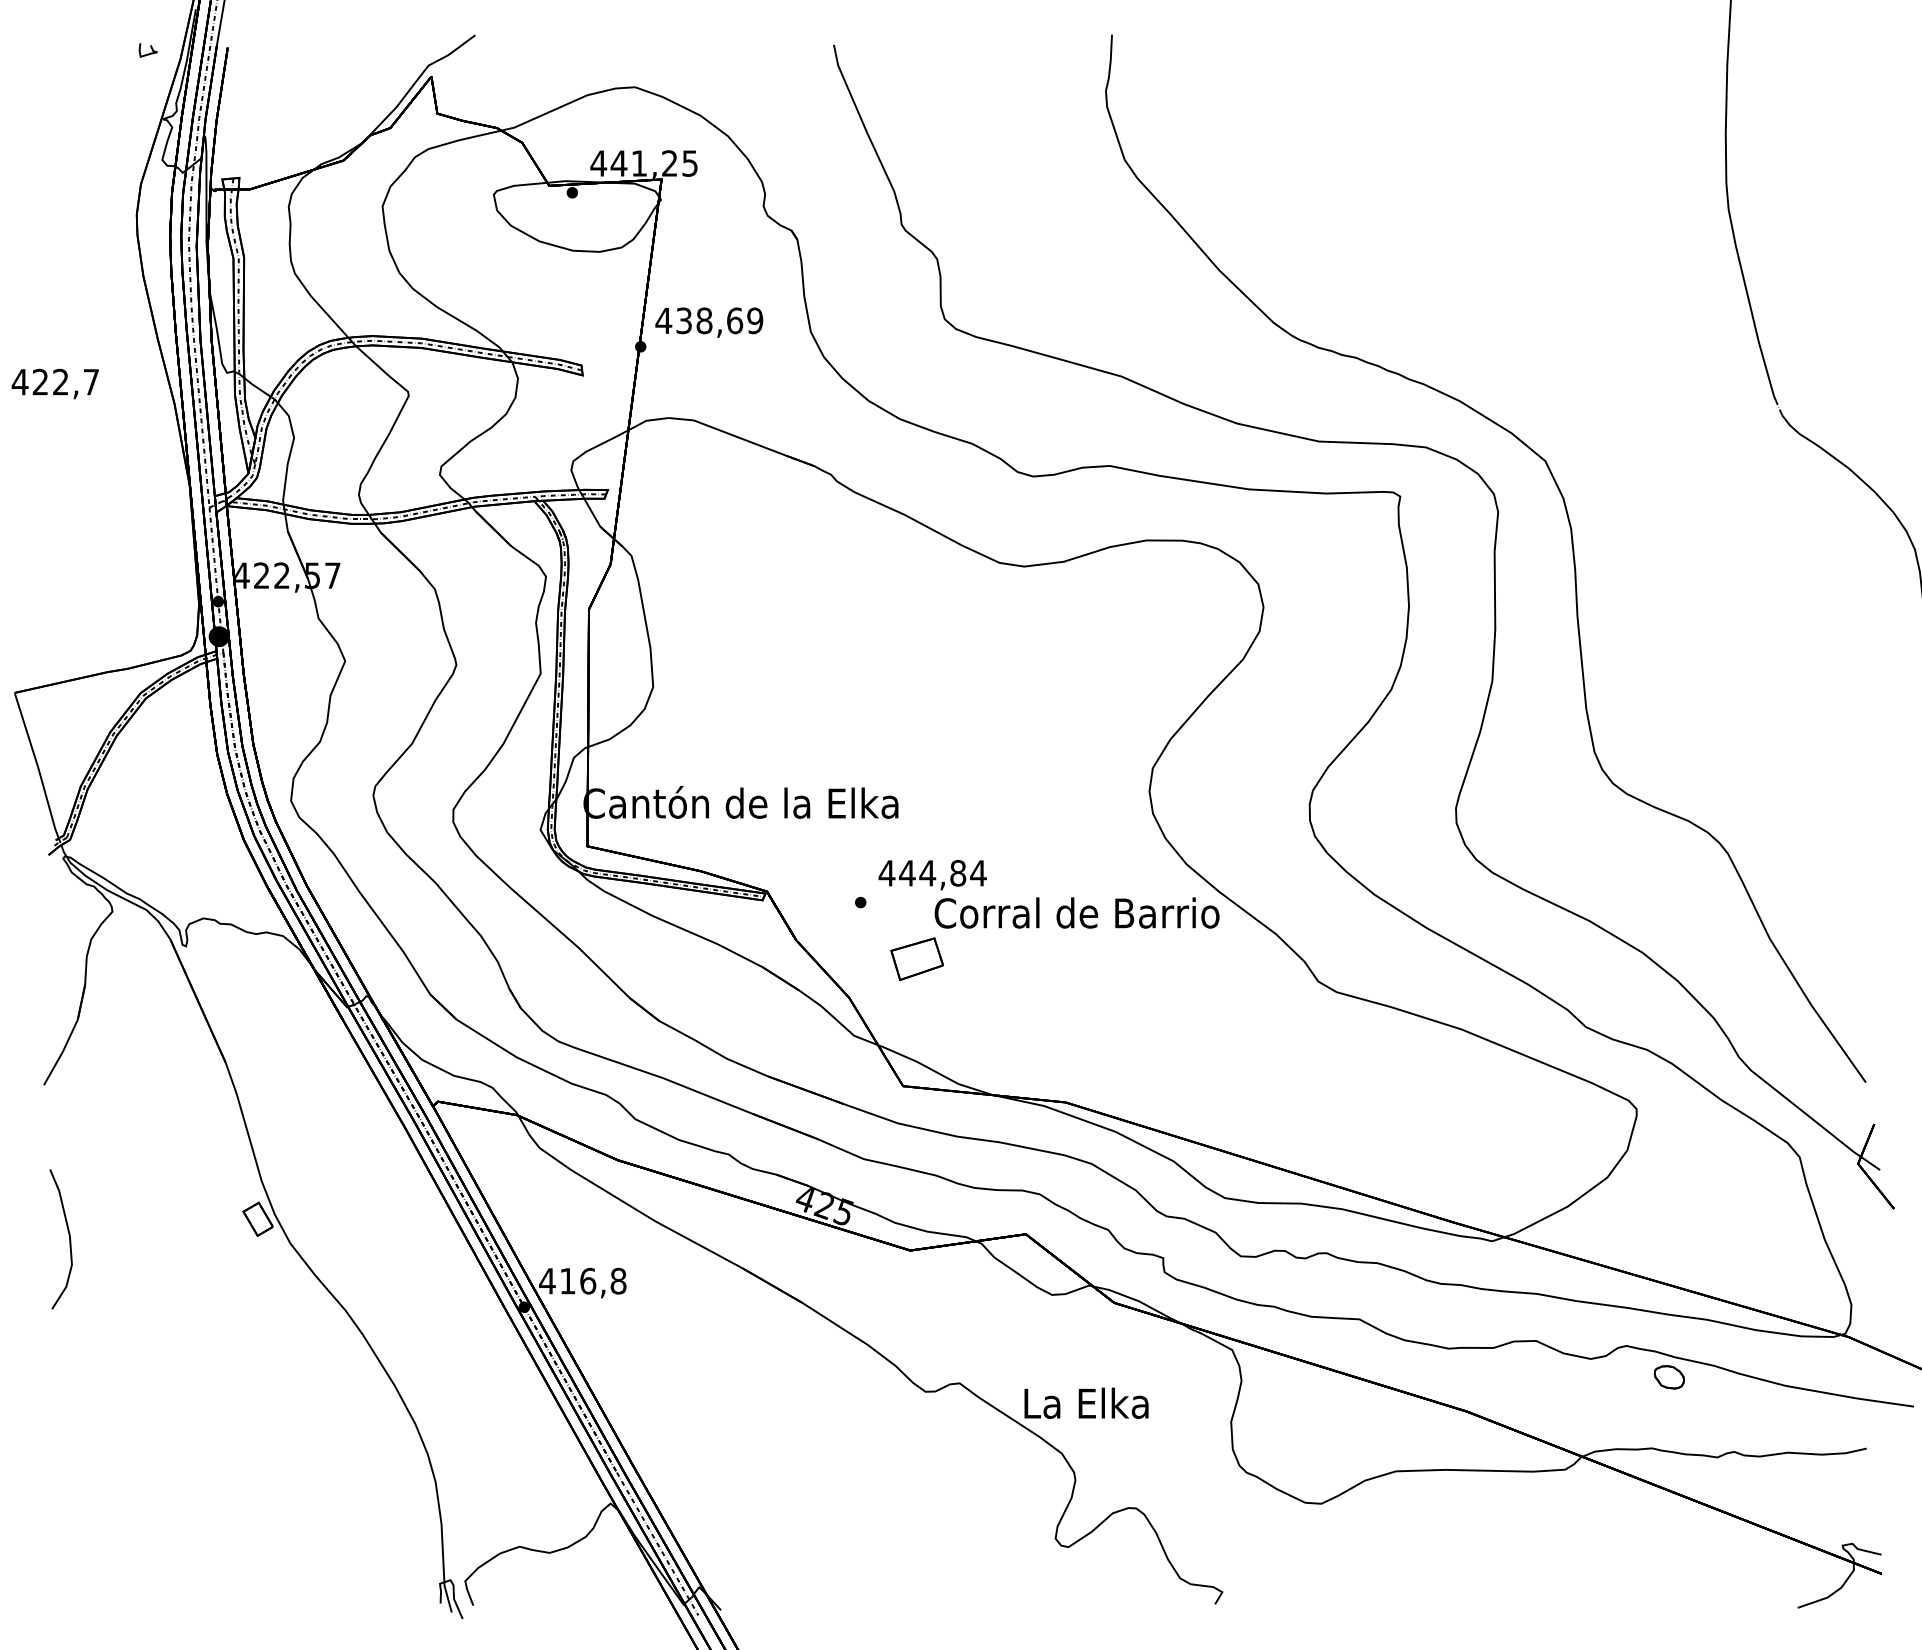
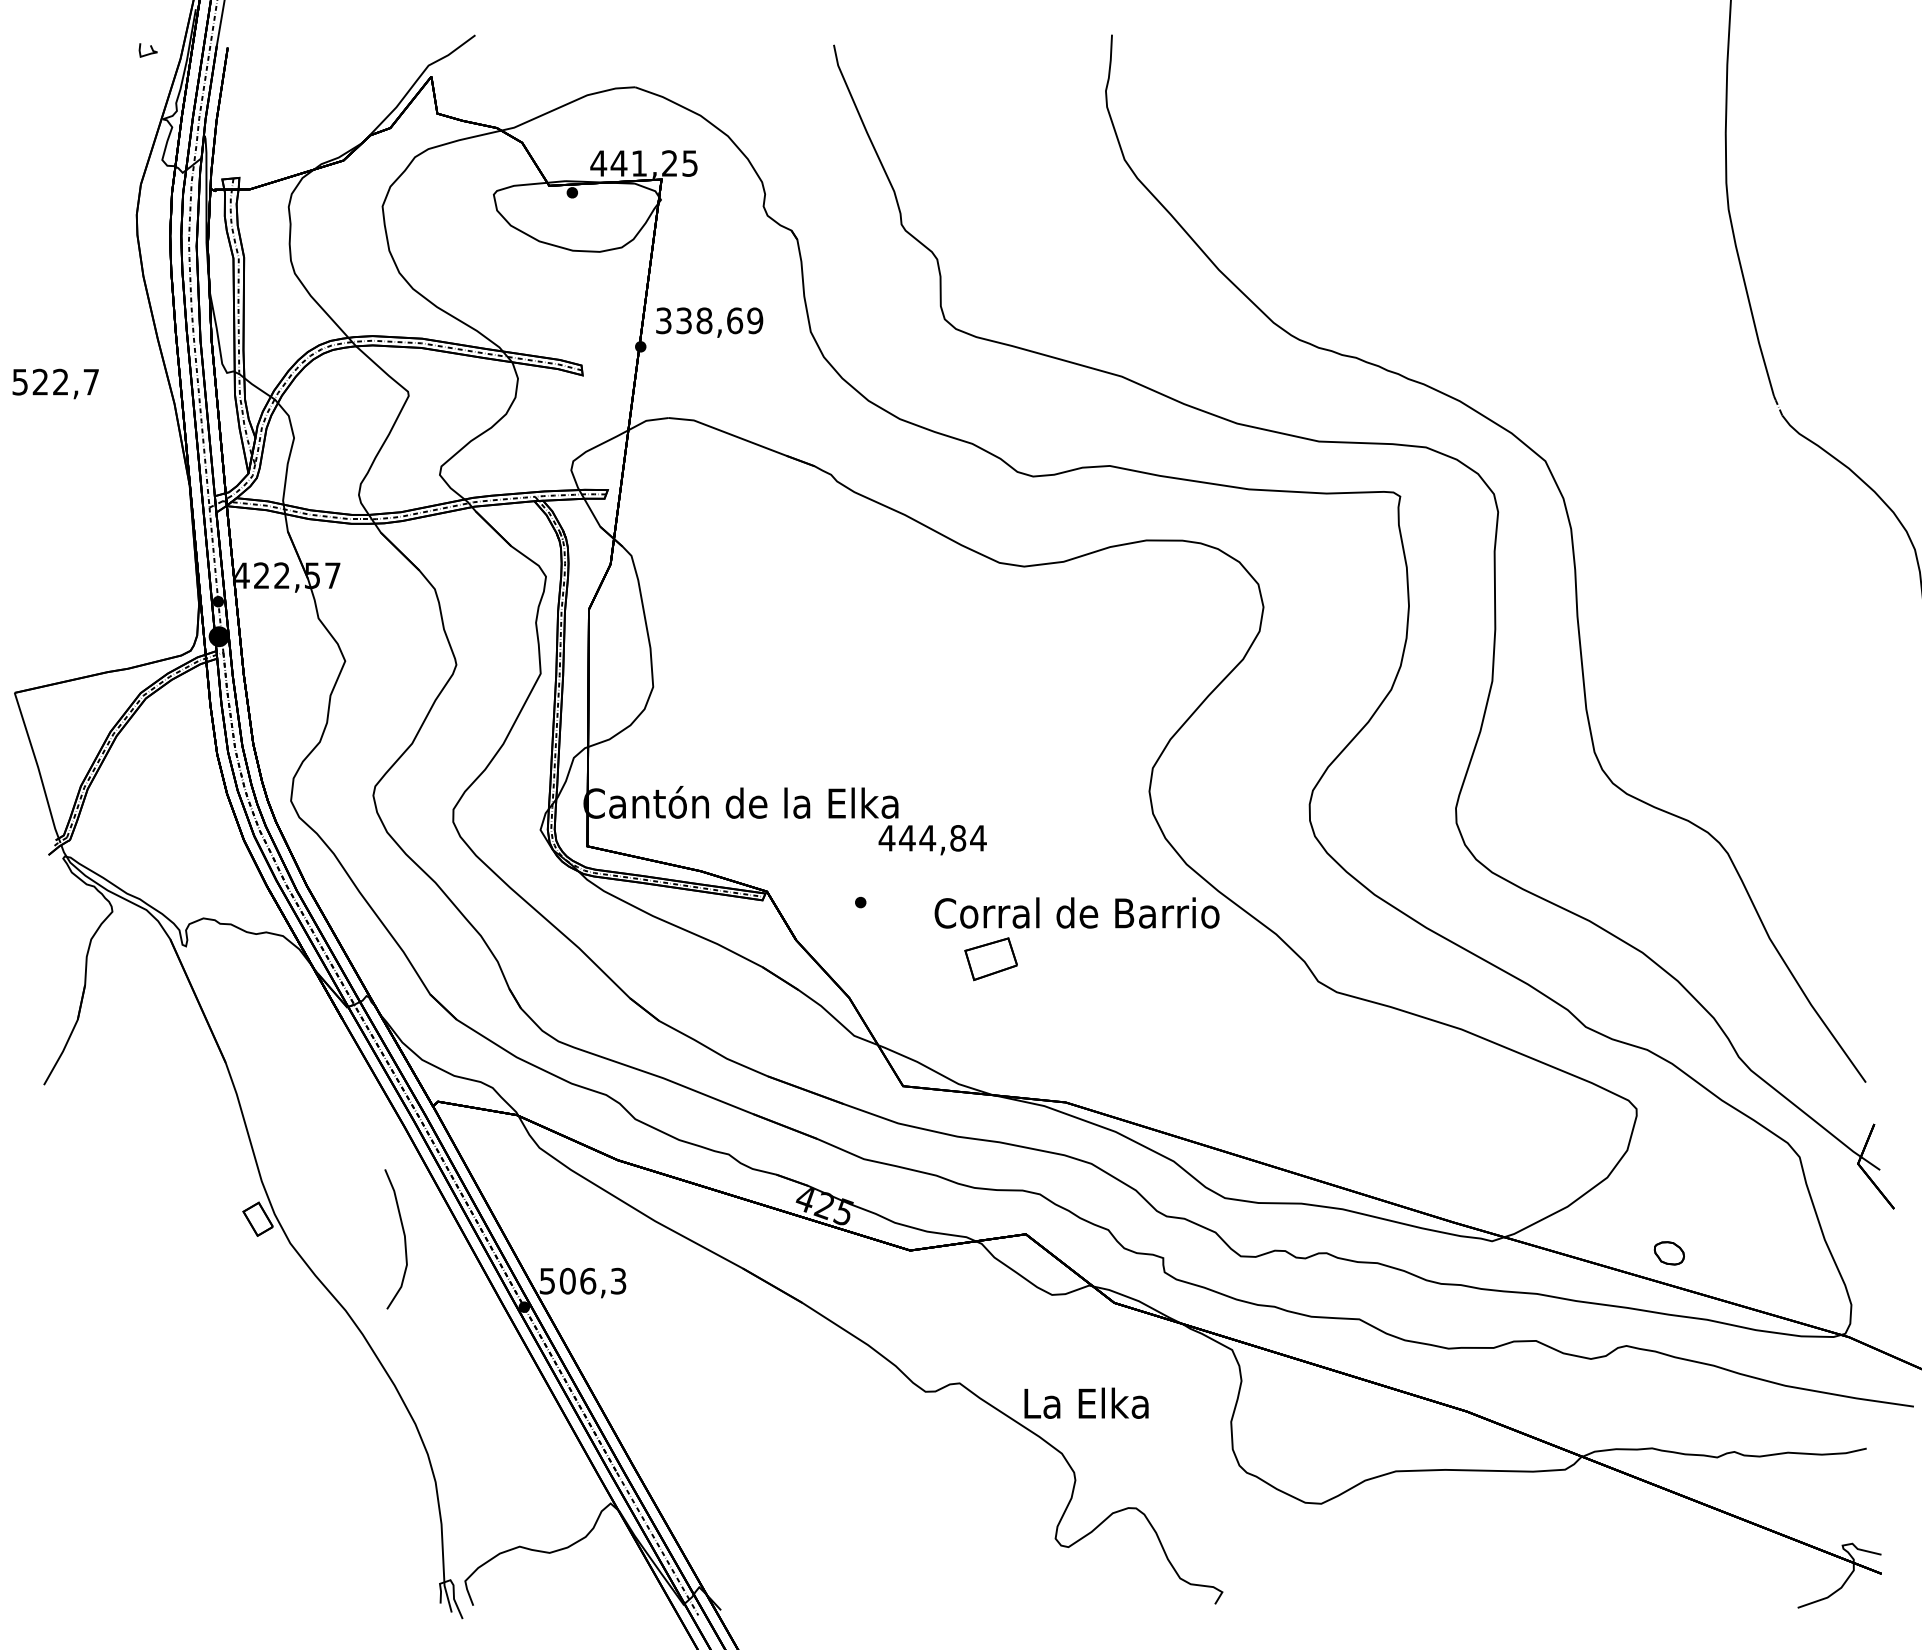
text: 438,69 -> 338,69 (663, 320)
text: 422,7 -> 522,7 (19, 382)
text position: (932, 875) -> (932, 840) (932, 840)
part position: (916, 959) -> (990, 959) (990, 959)
curve position: (68, 1235) -> (403, 1235) (403, 1235)
text: 416,8 -> 506,3 (582, 1280)
part position: (1668, 1377) -> (1668, 1253) (1668, 1253)
